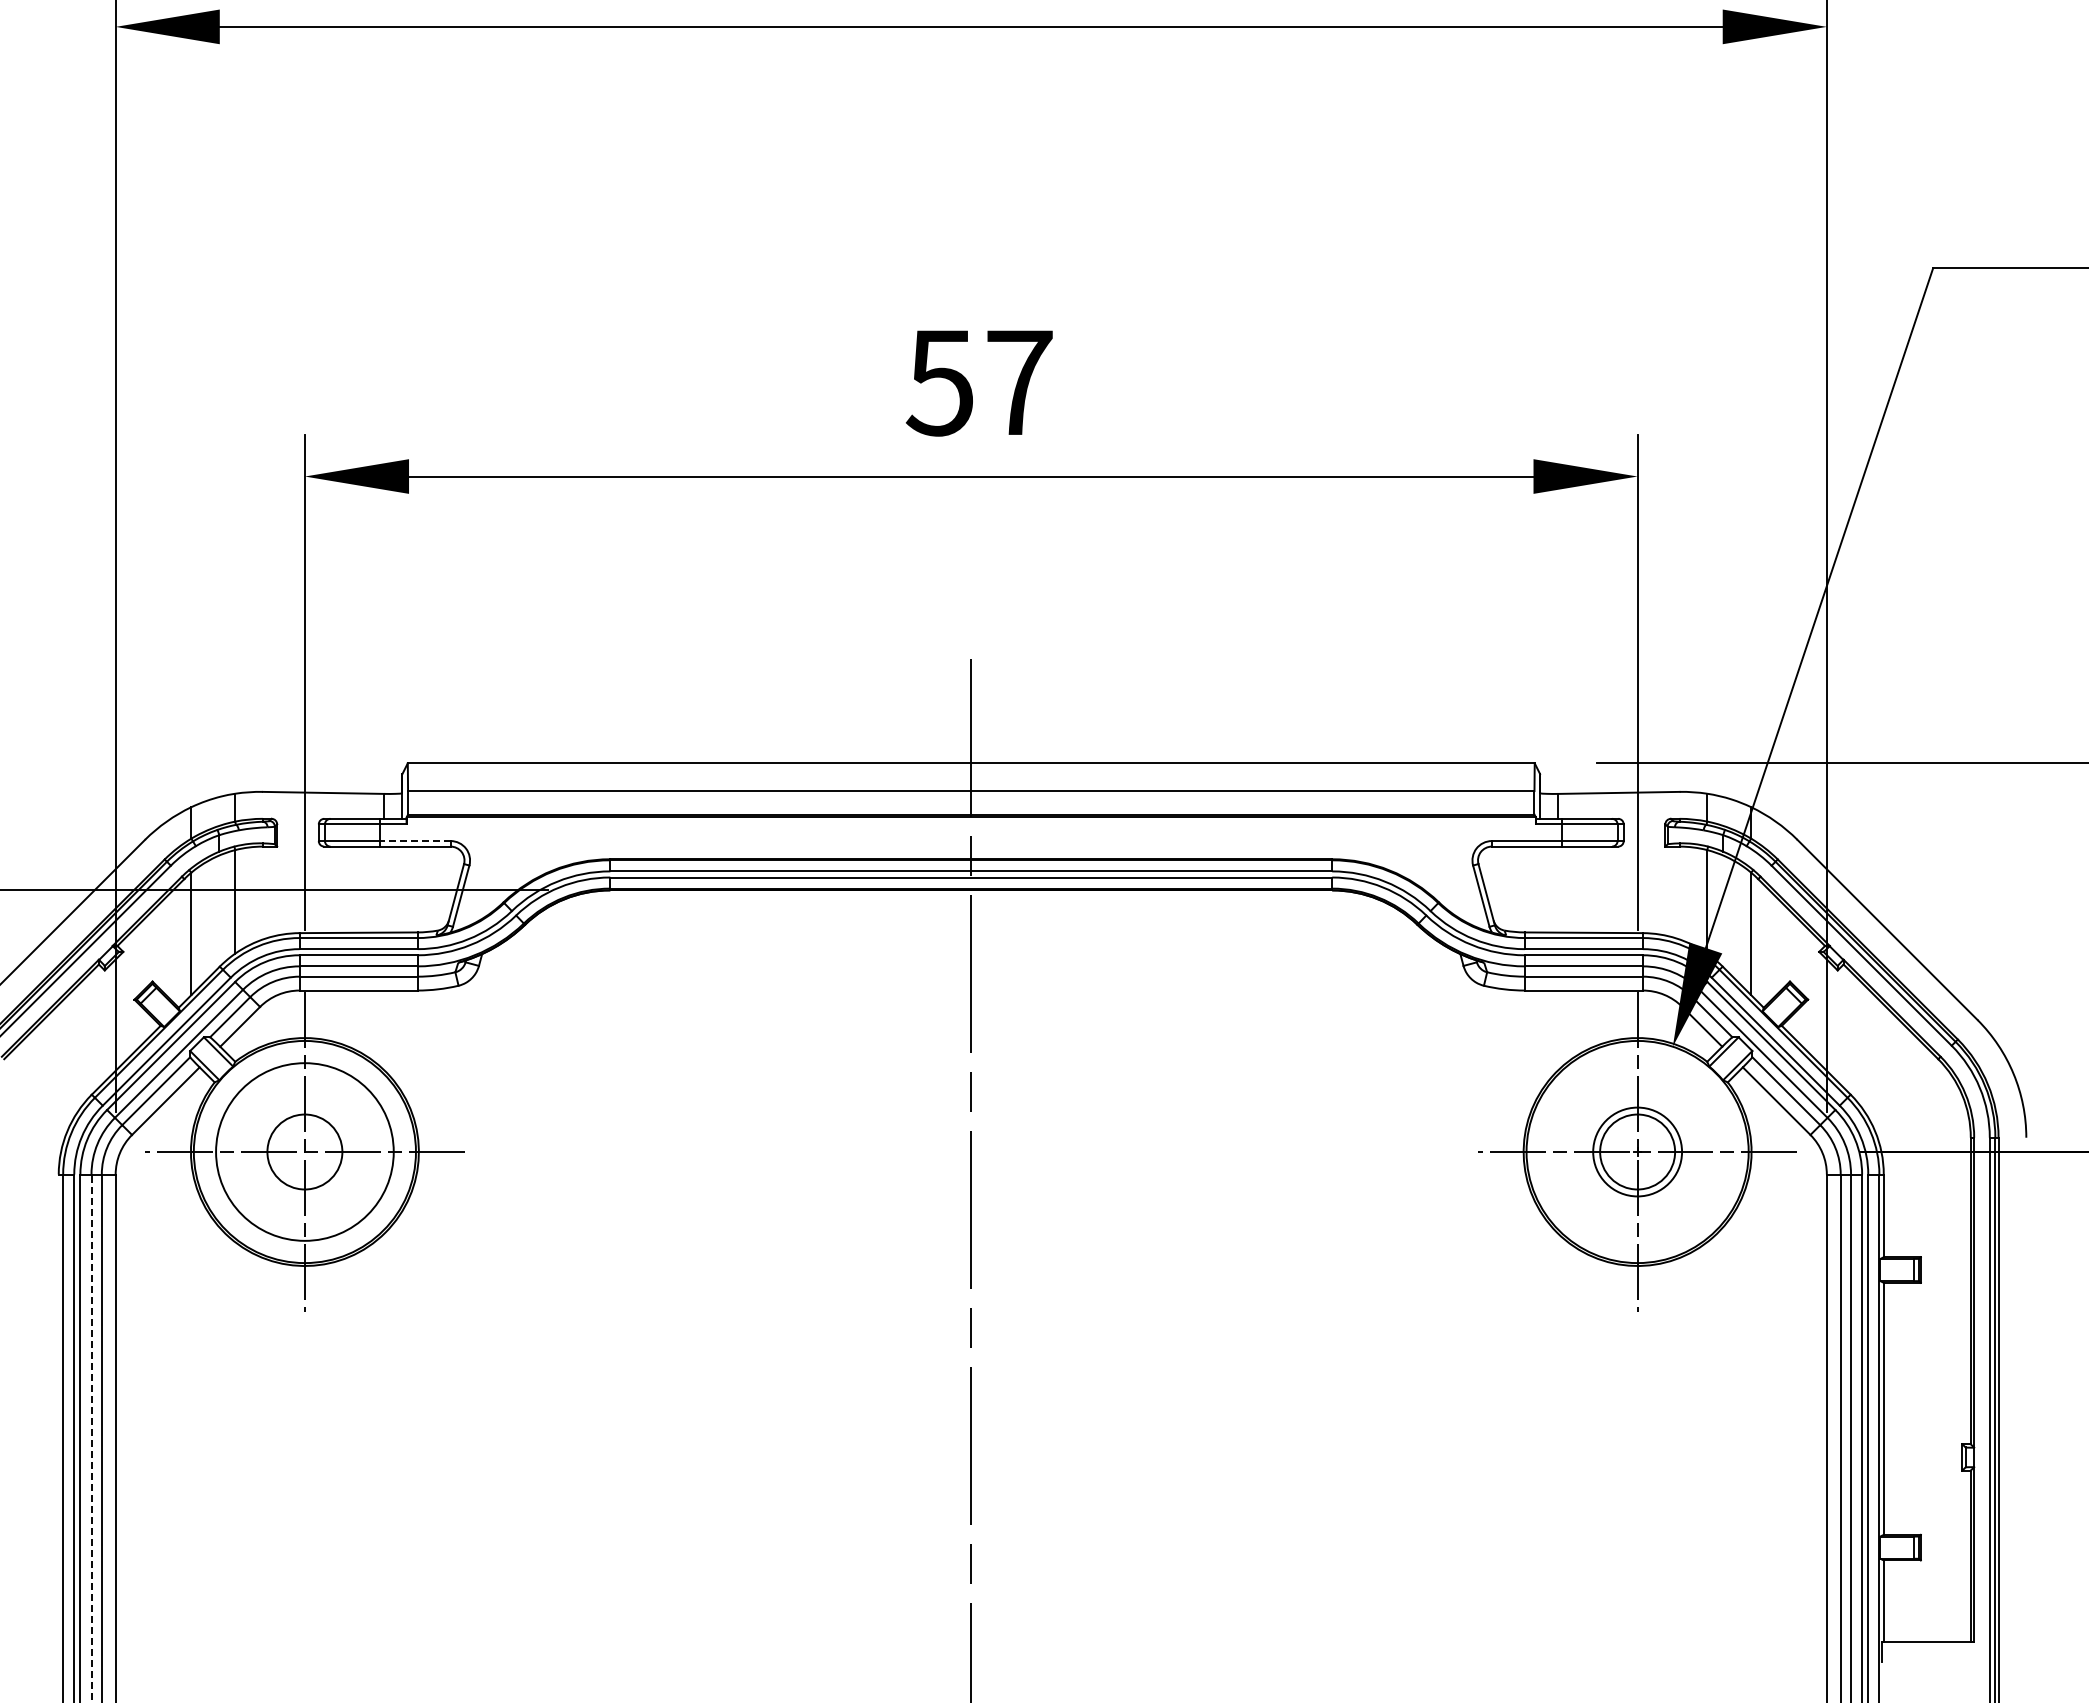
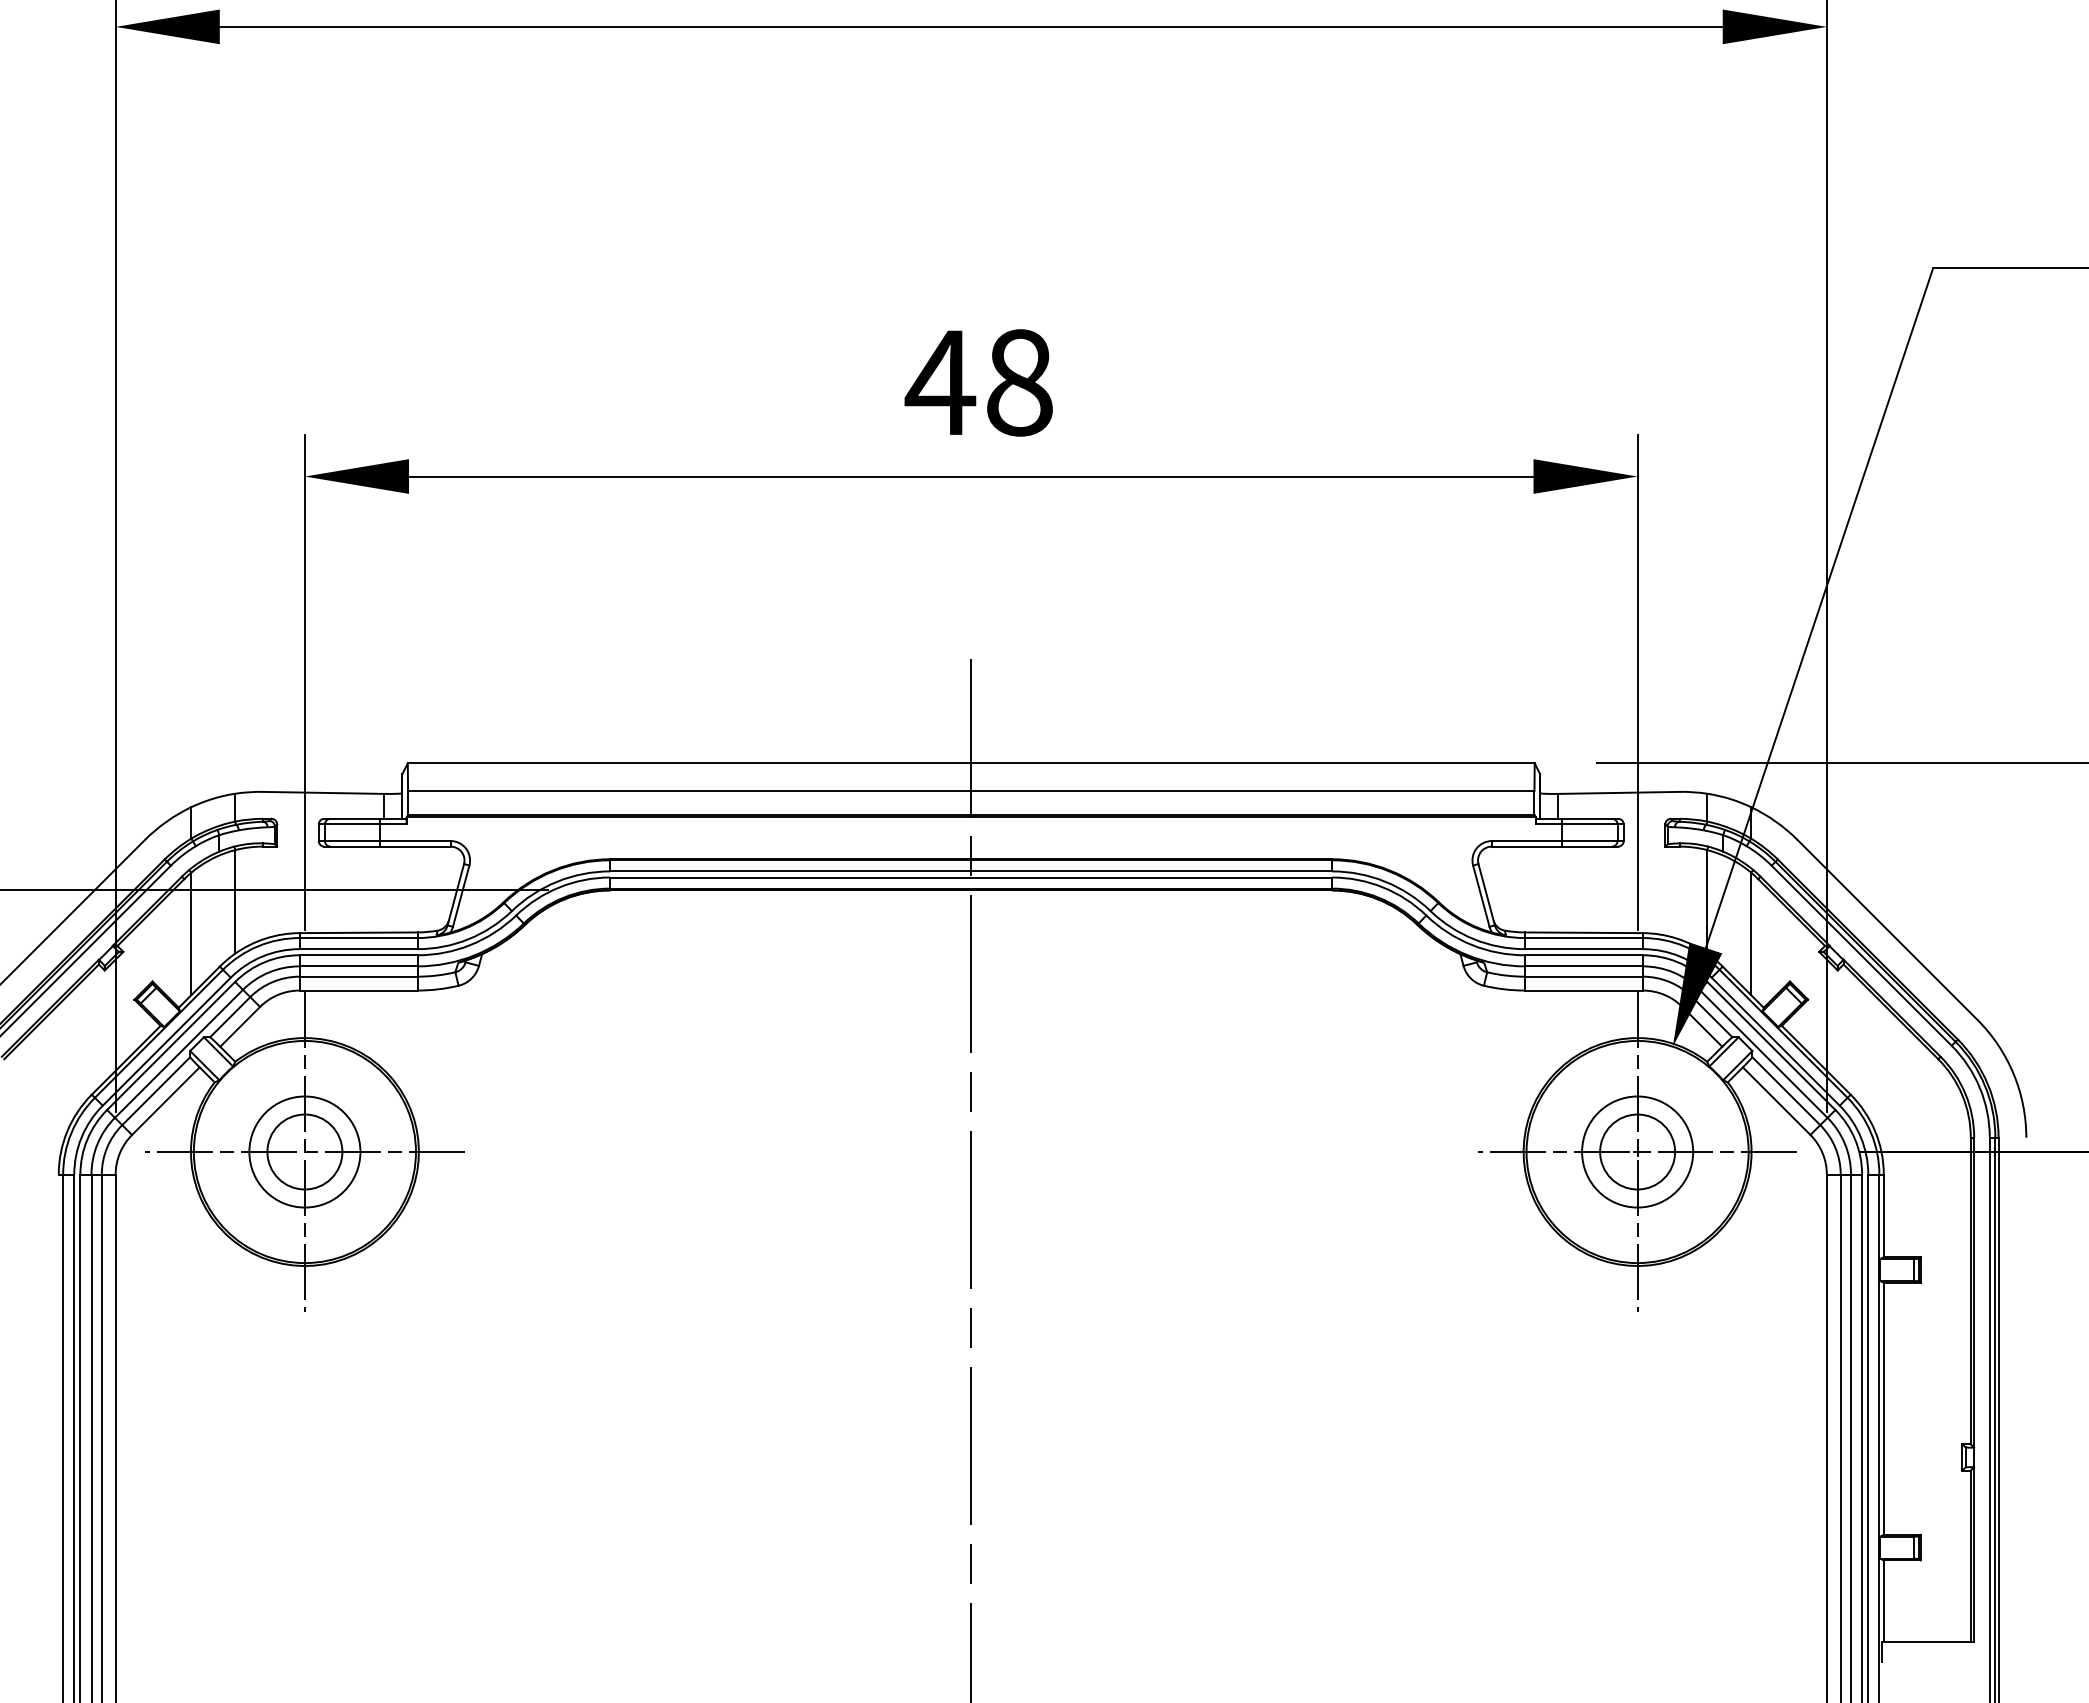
text: 57 -> 48 (978, 382)
line: dashed -> solid (415, 841)
circle diameter: 178 px -> 111 px (304, 1151)
circle diameter: 89 px -> 111 px (1637, 1151)
line: dashed -> solid (91, 1438)
